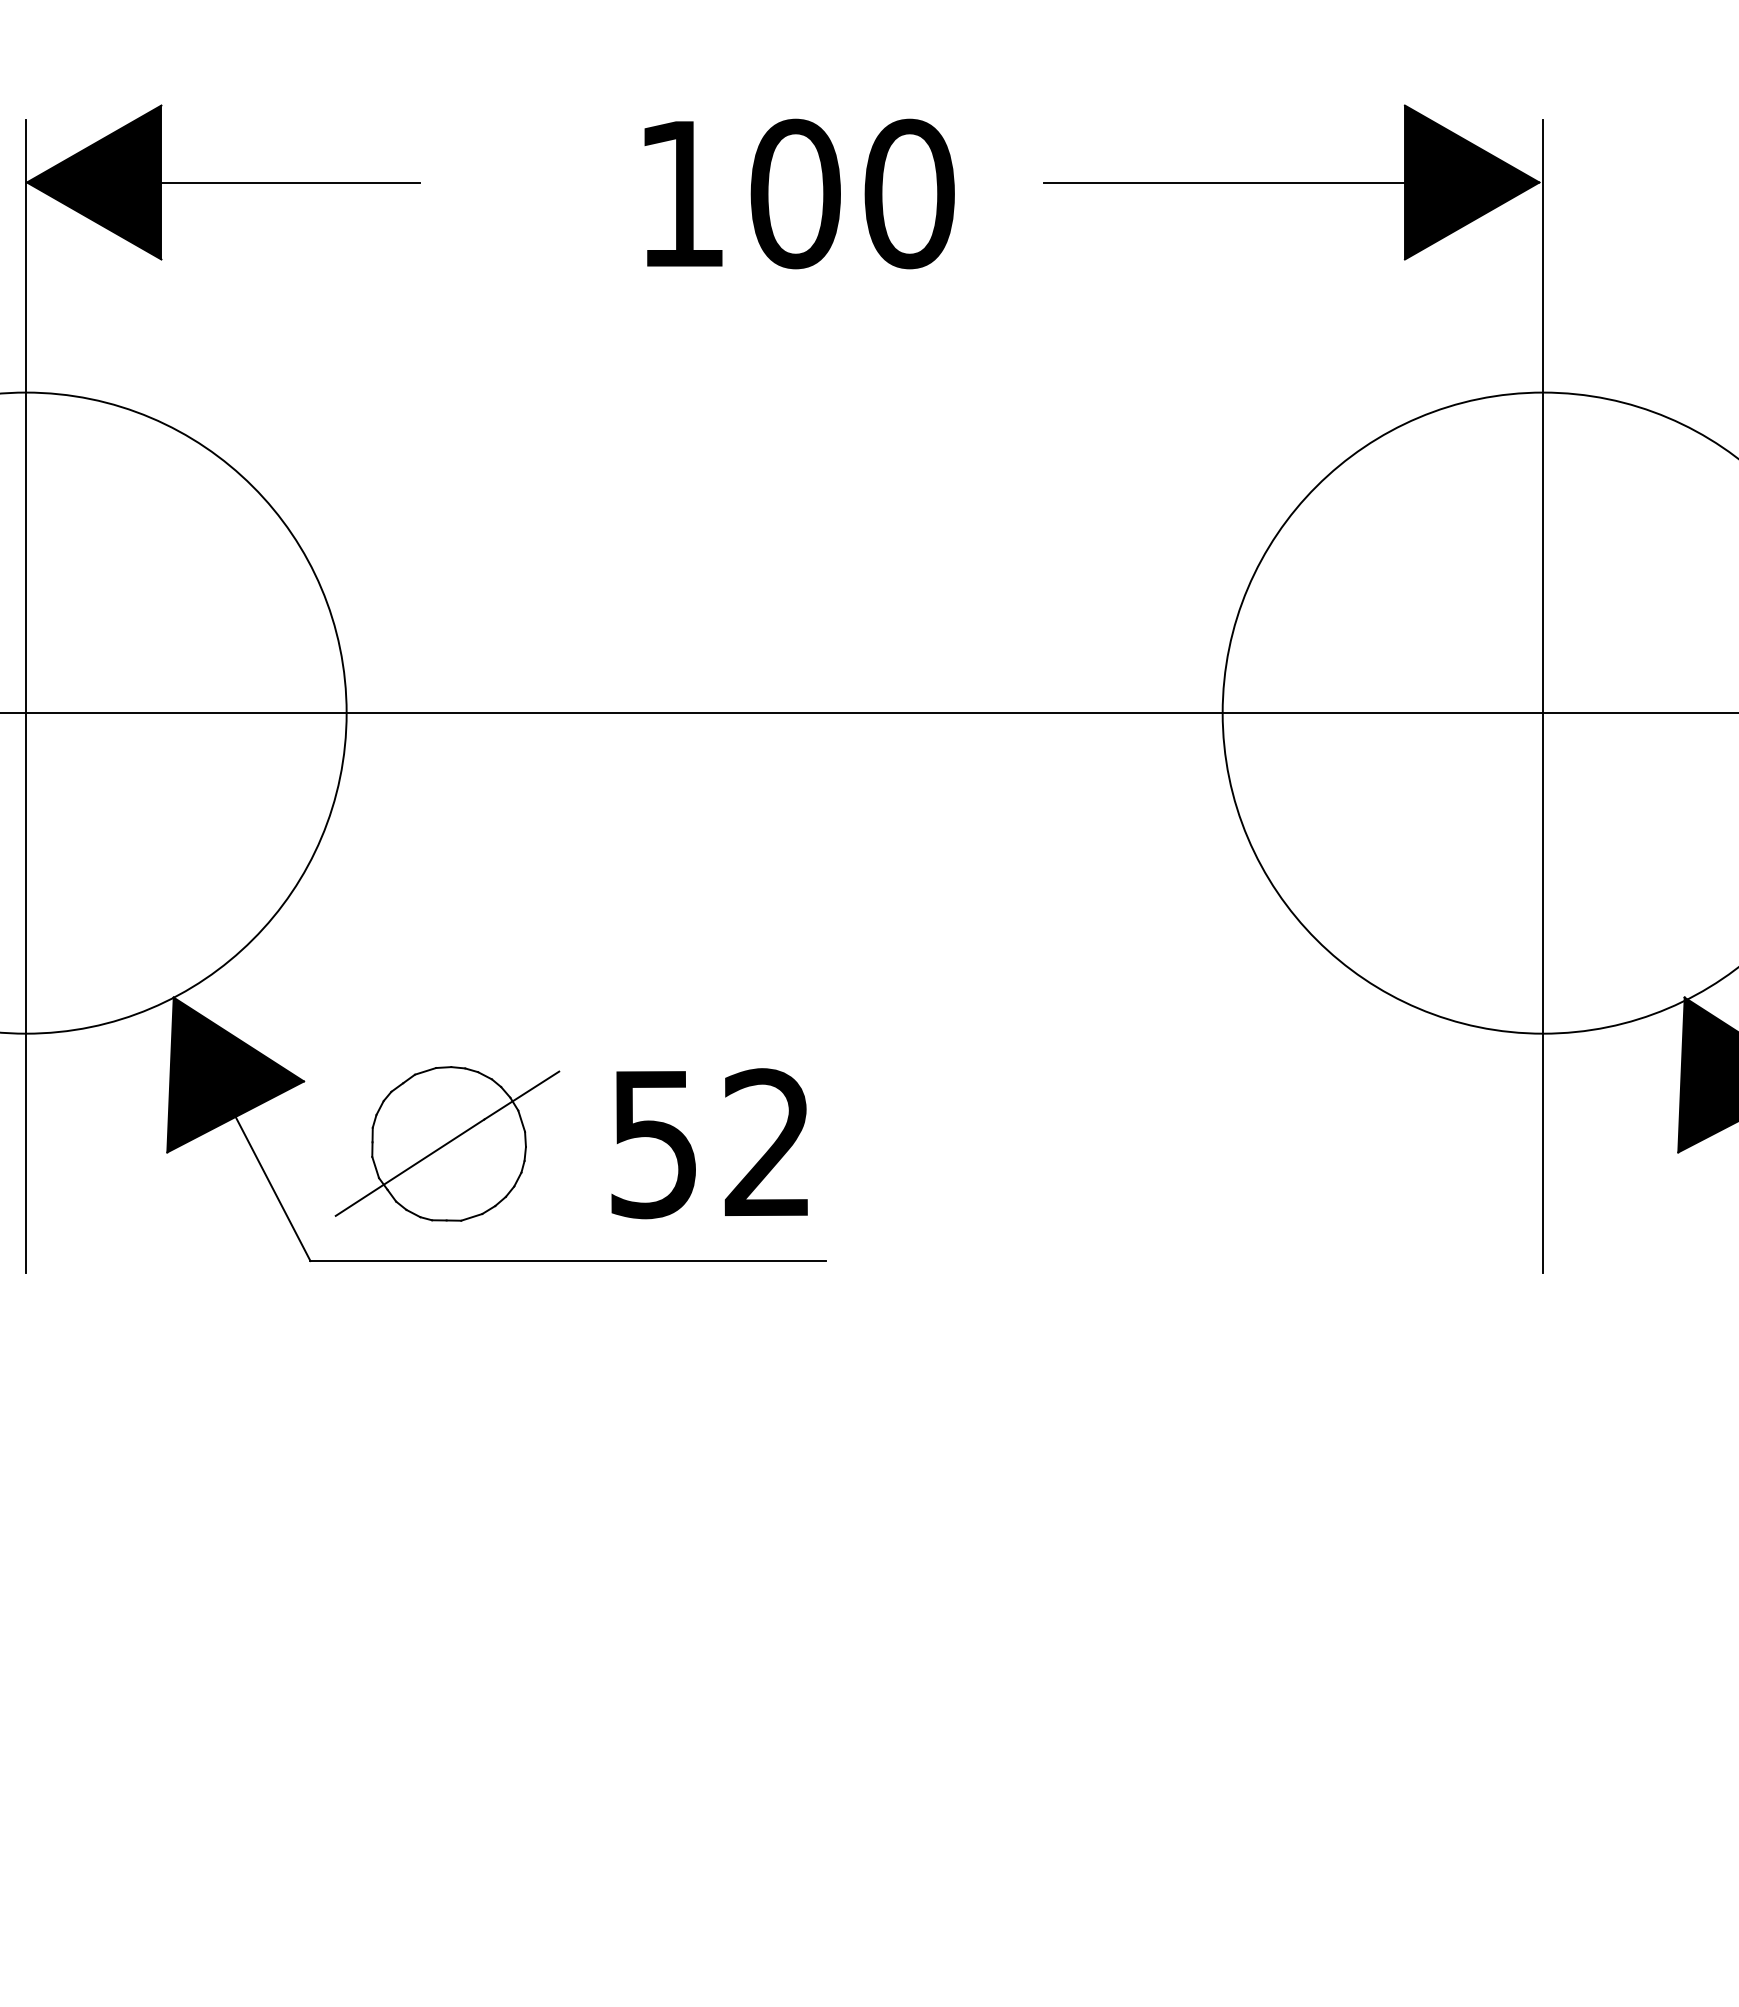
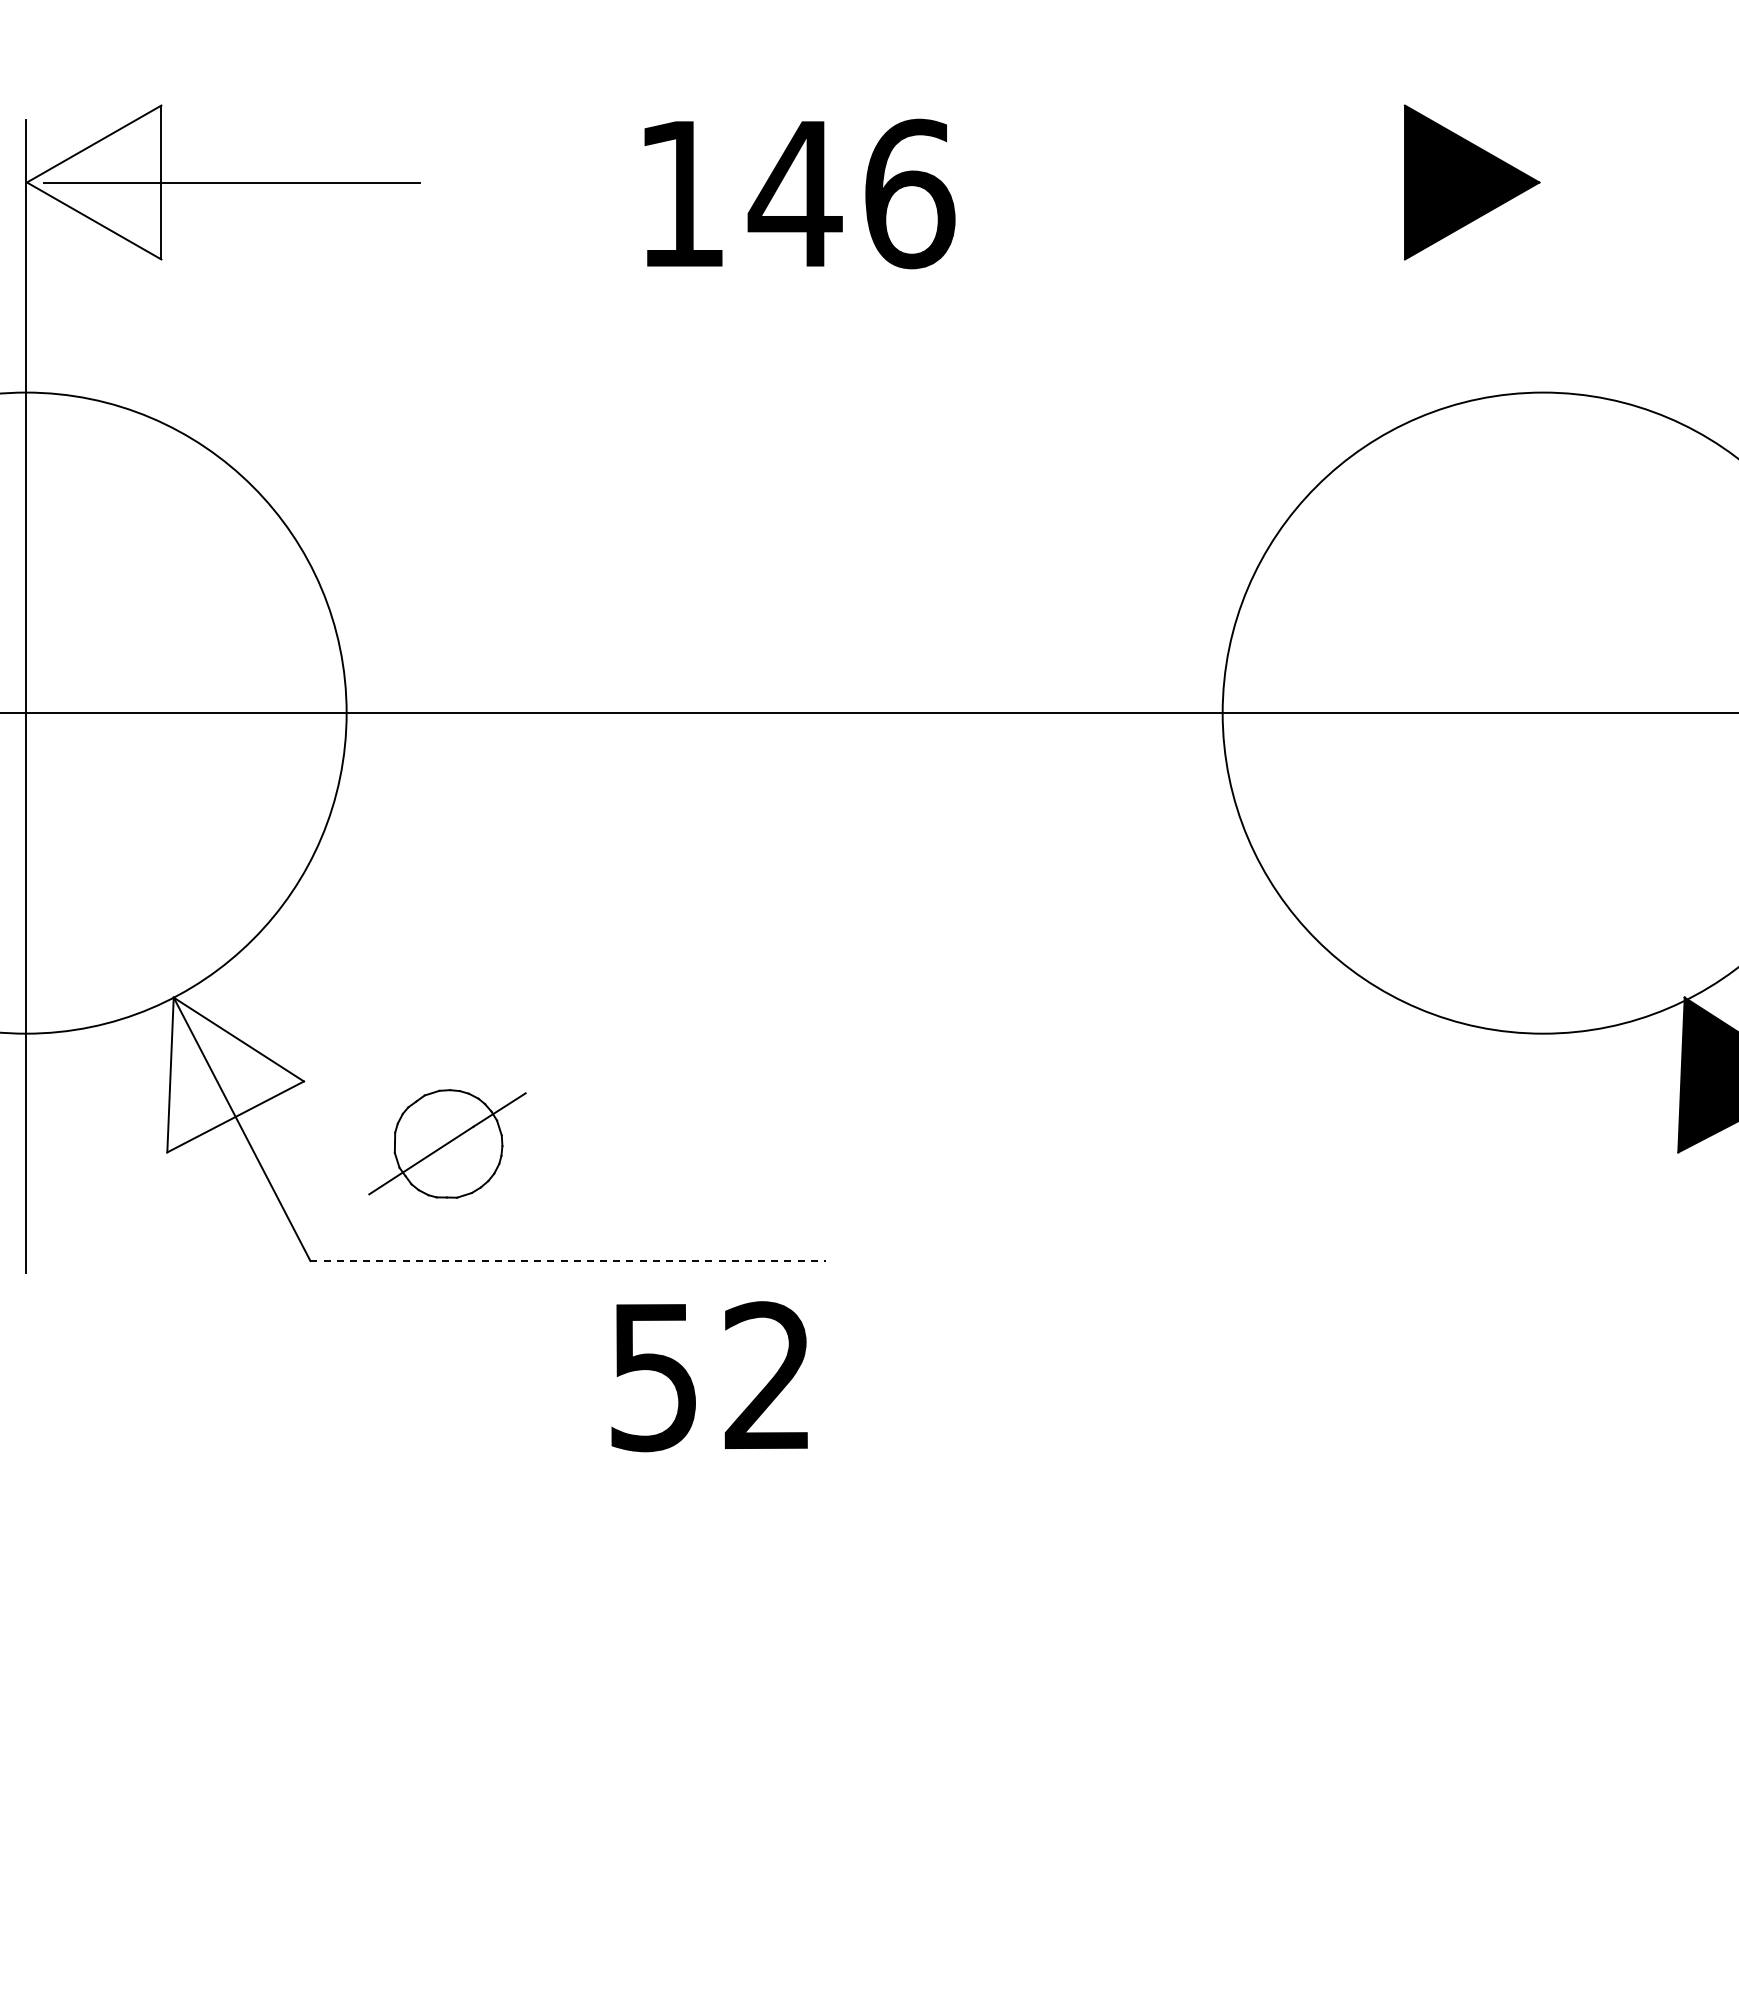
fill: present -> none (94, 182)
line: present -> none (1223, 182)
text: 100 -> 146 (851, 193)
line: present -> none (1543, 695)
fill: present -> none (235, 1074)
part size: 227x156 px -> 159x110 px (447, 1143)
text position: (709, 1143) -> (709, 1376) (709, 1376)
line: solid -> dashed (568, 1261)
